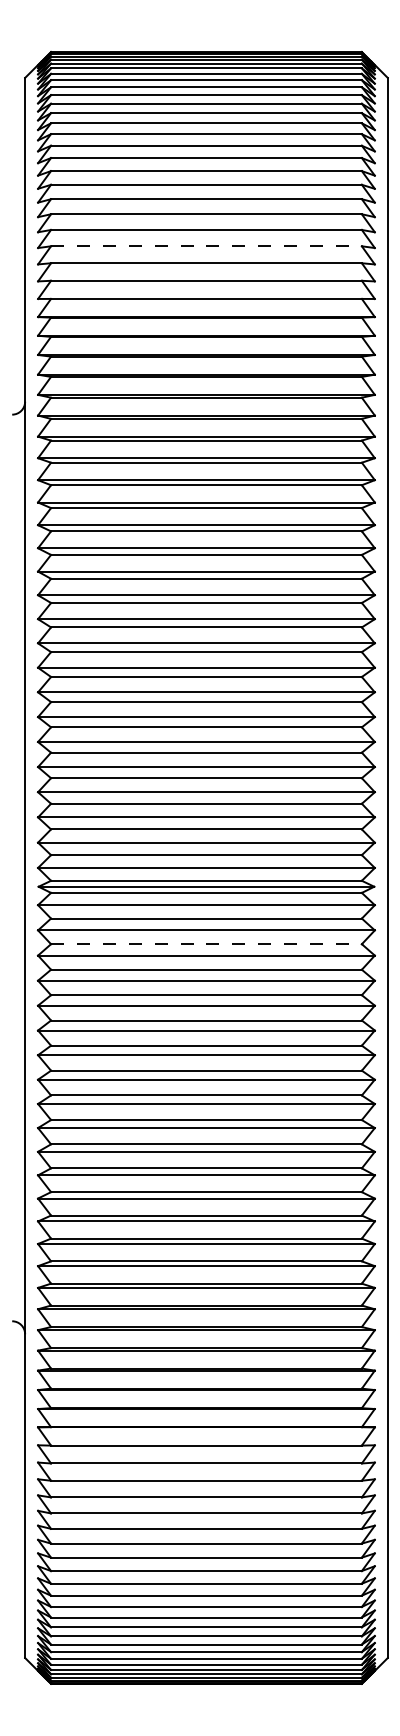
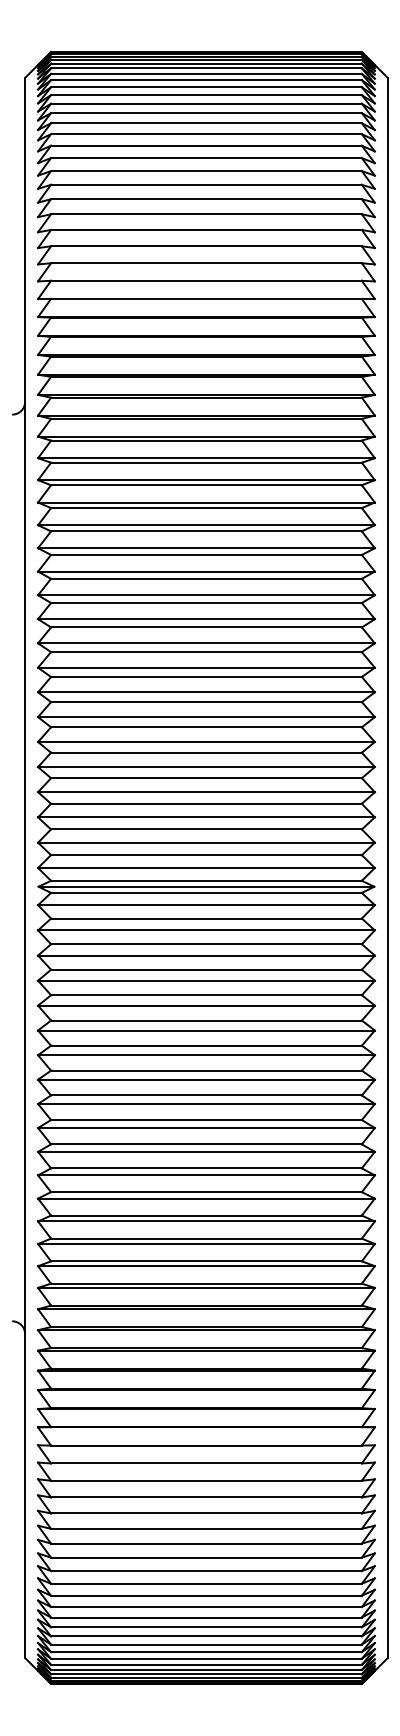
line: dashed -> solid (206, 246)
line: dashed -> solid (206, 944)
